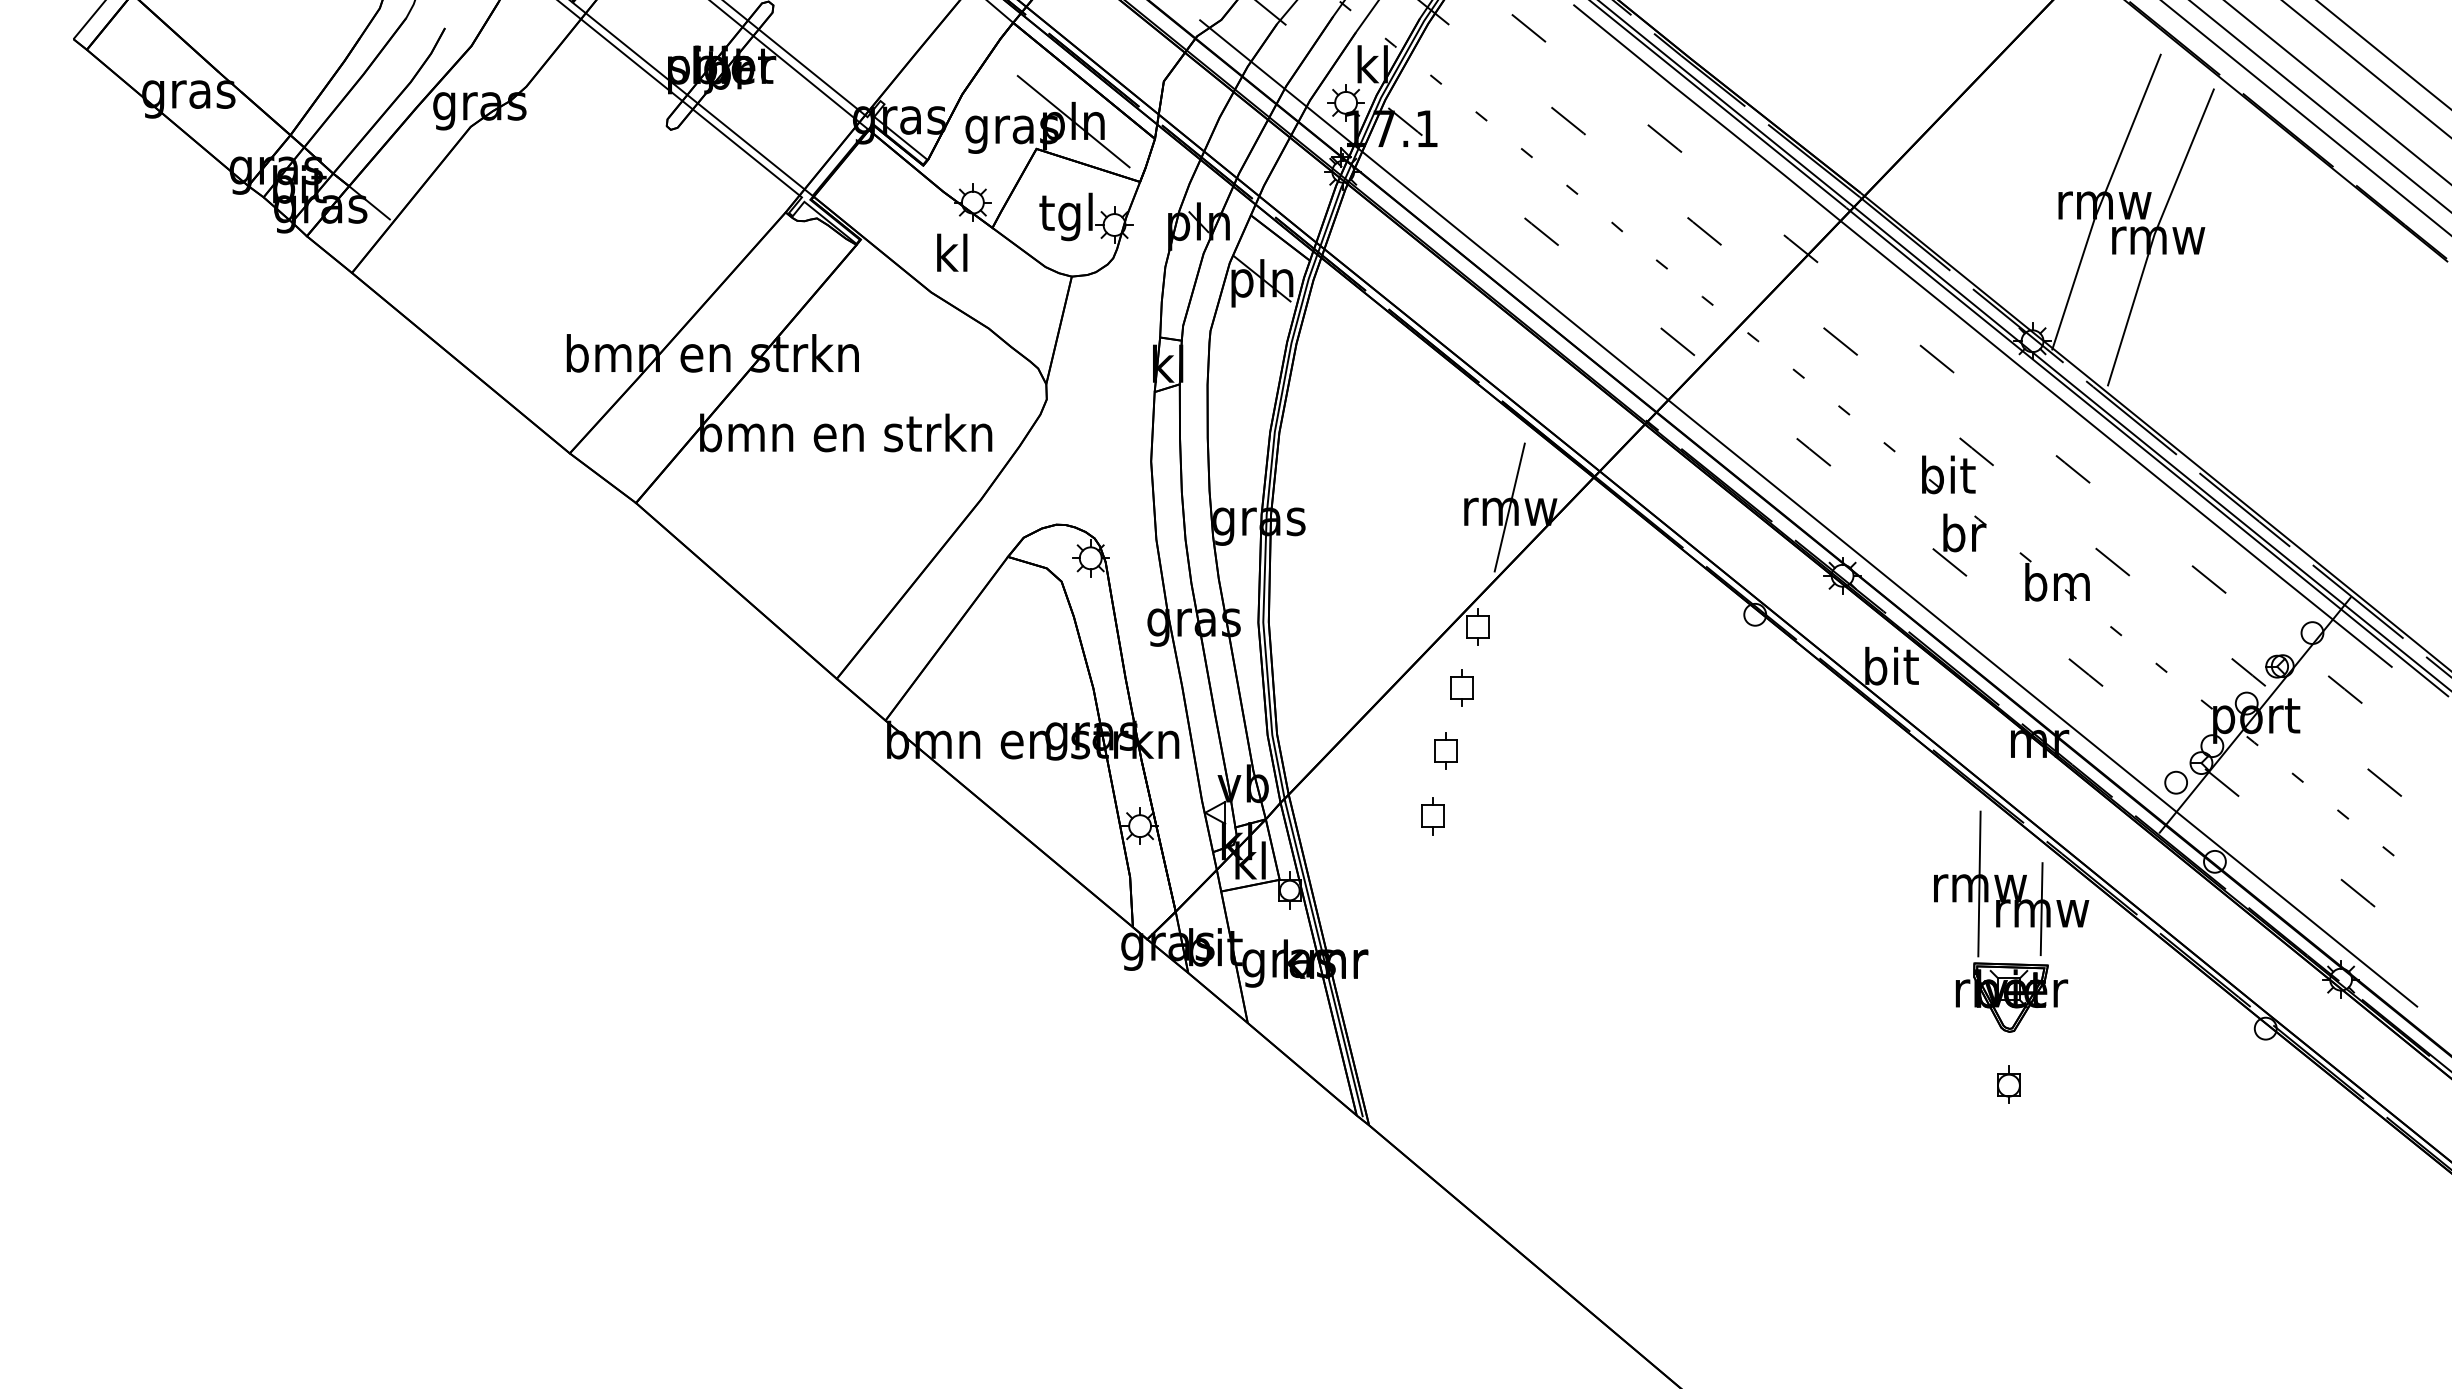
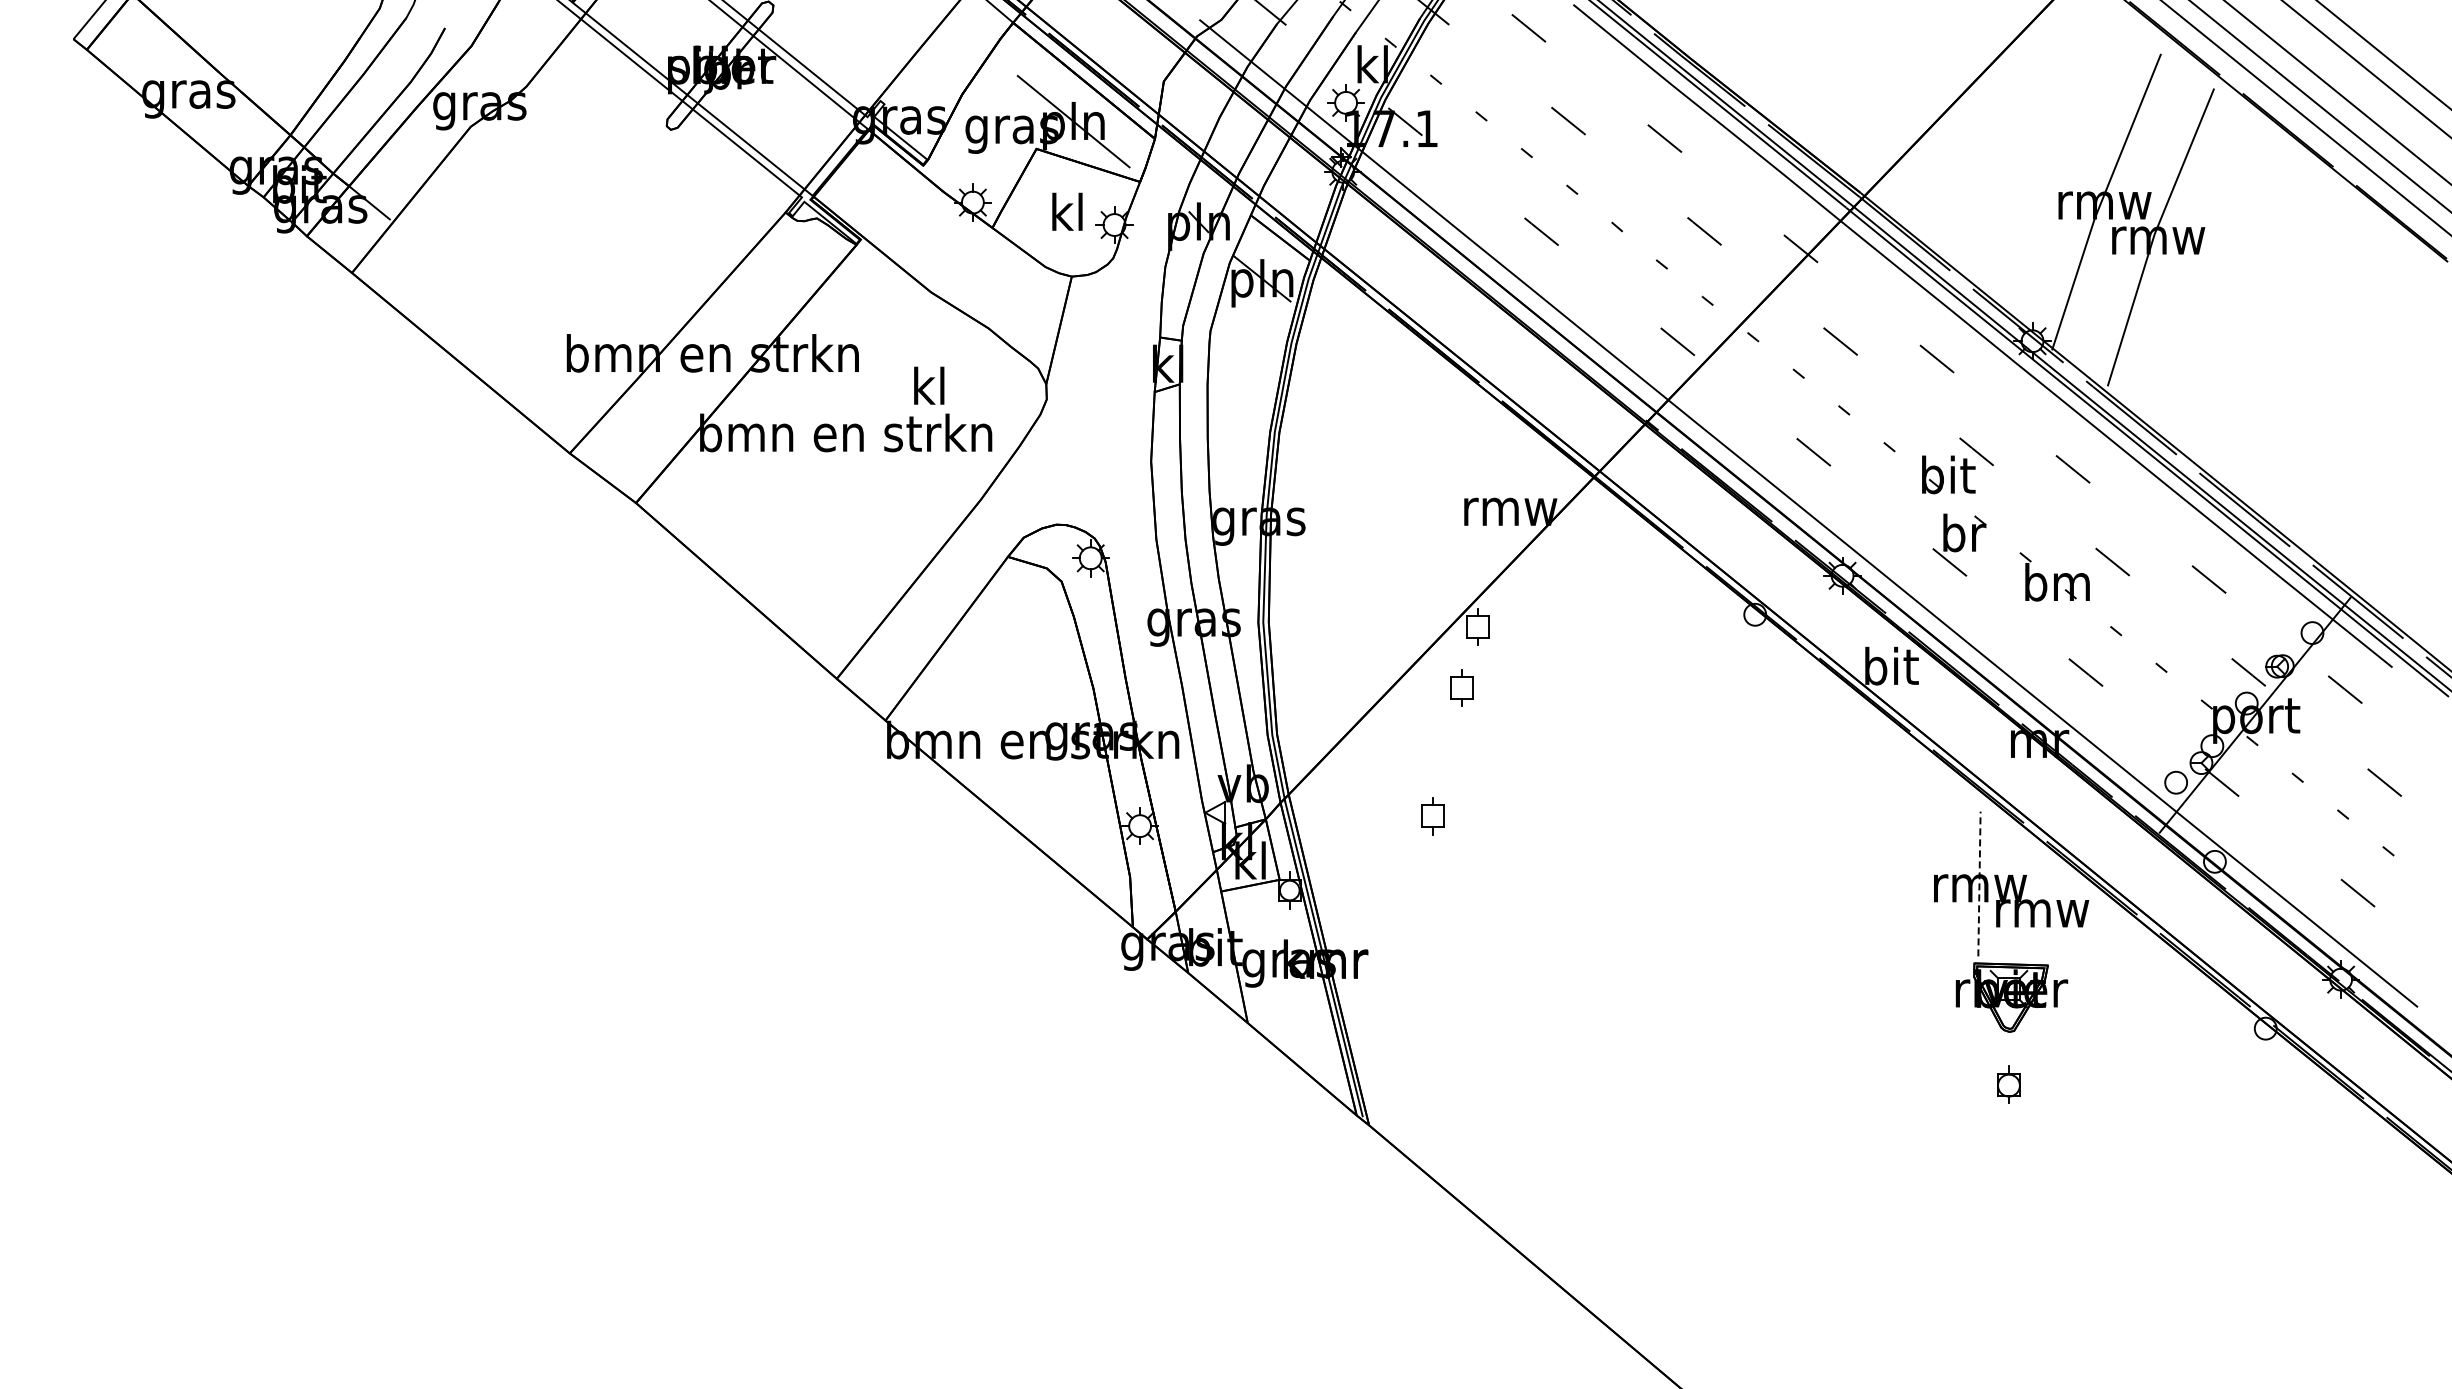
text: tgl -> kl (1065, 216)
text position: (952, 252) -> (929, 385) (929, 385)
line: present -> none (1509, 507)
part: present -> none (1445, 750)
line: solid -> dashed (1979, 883)
line: present -> none (2041, 909)
